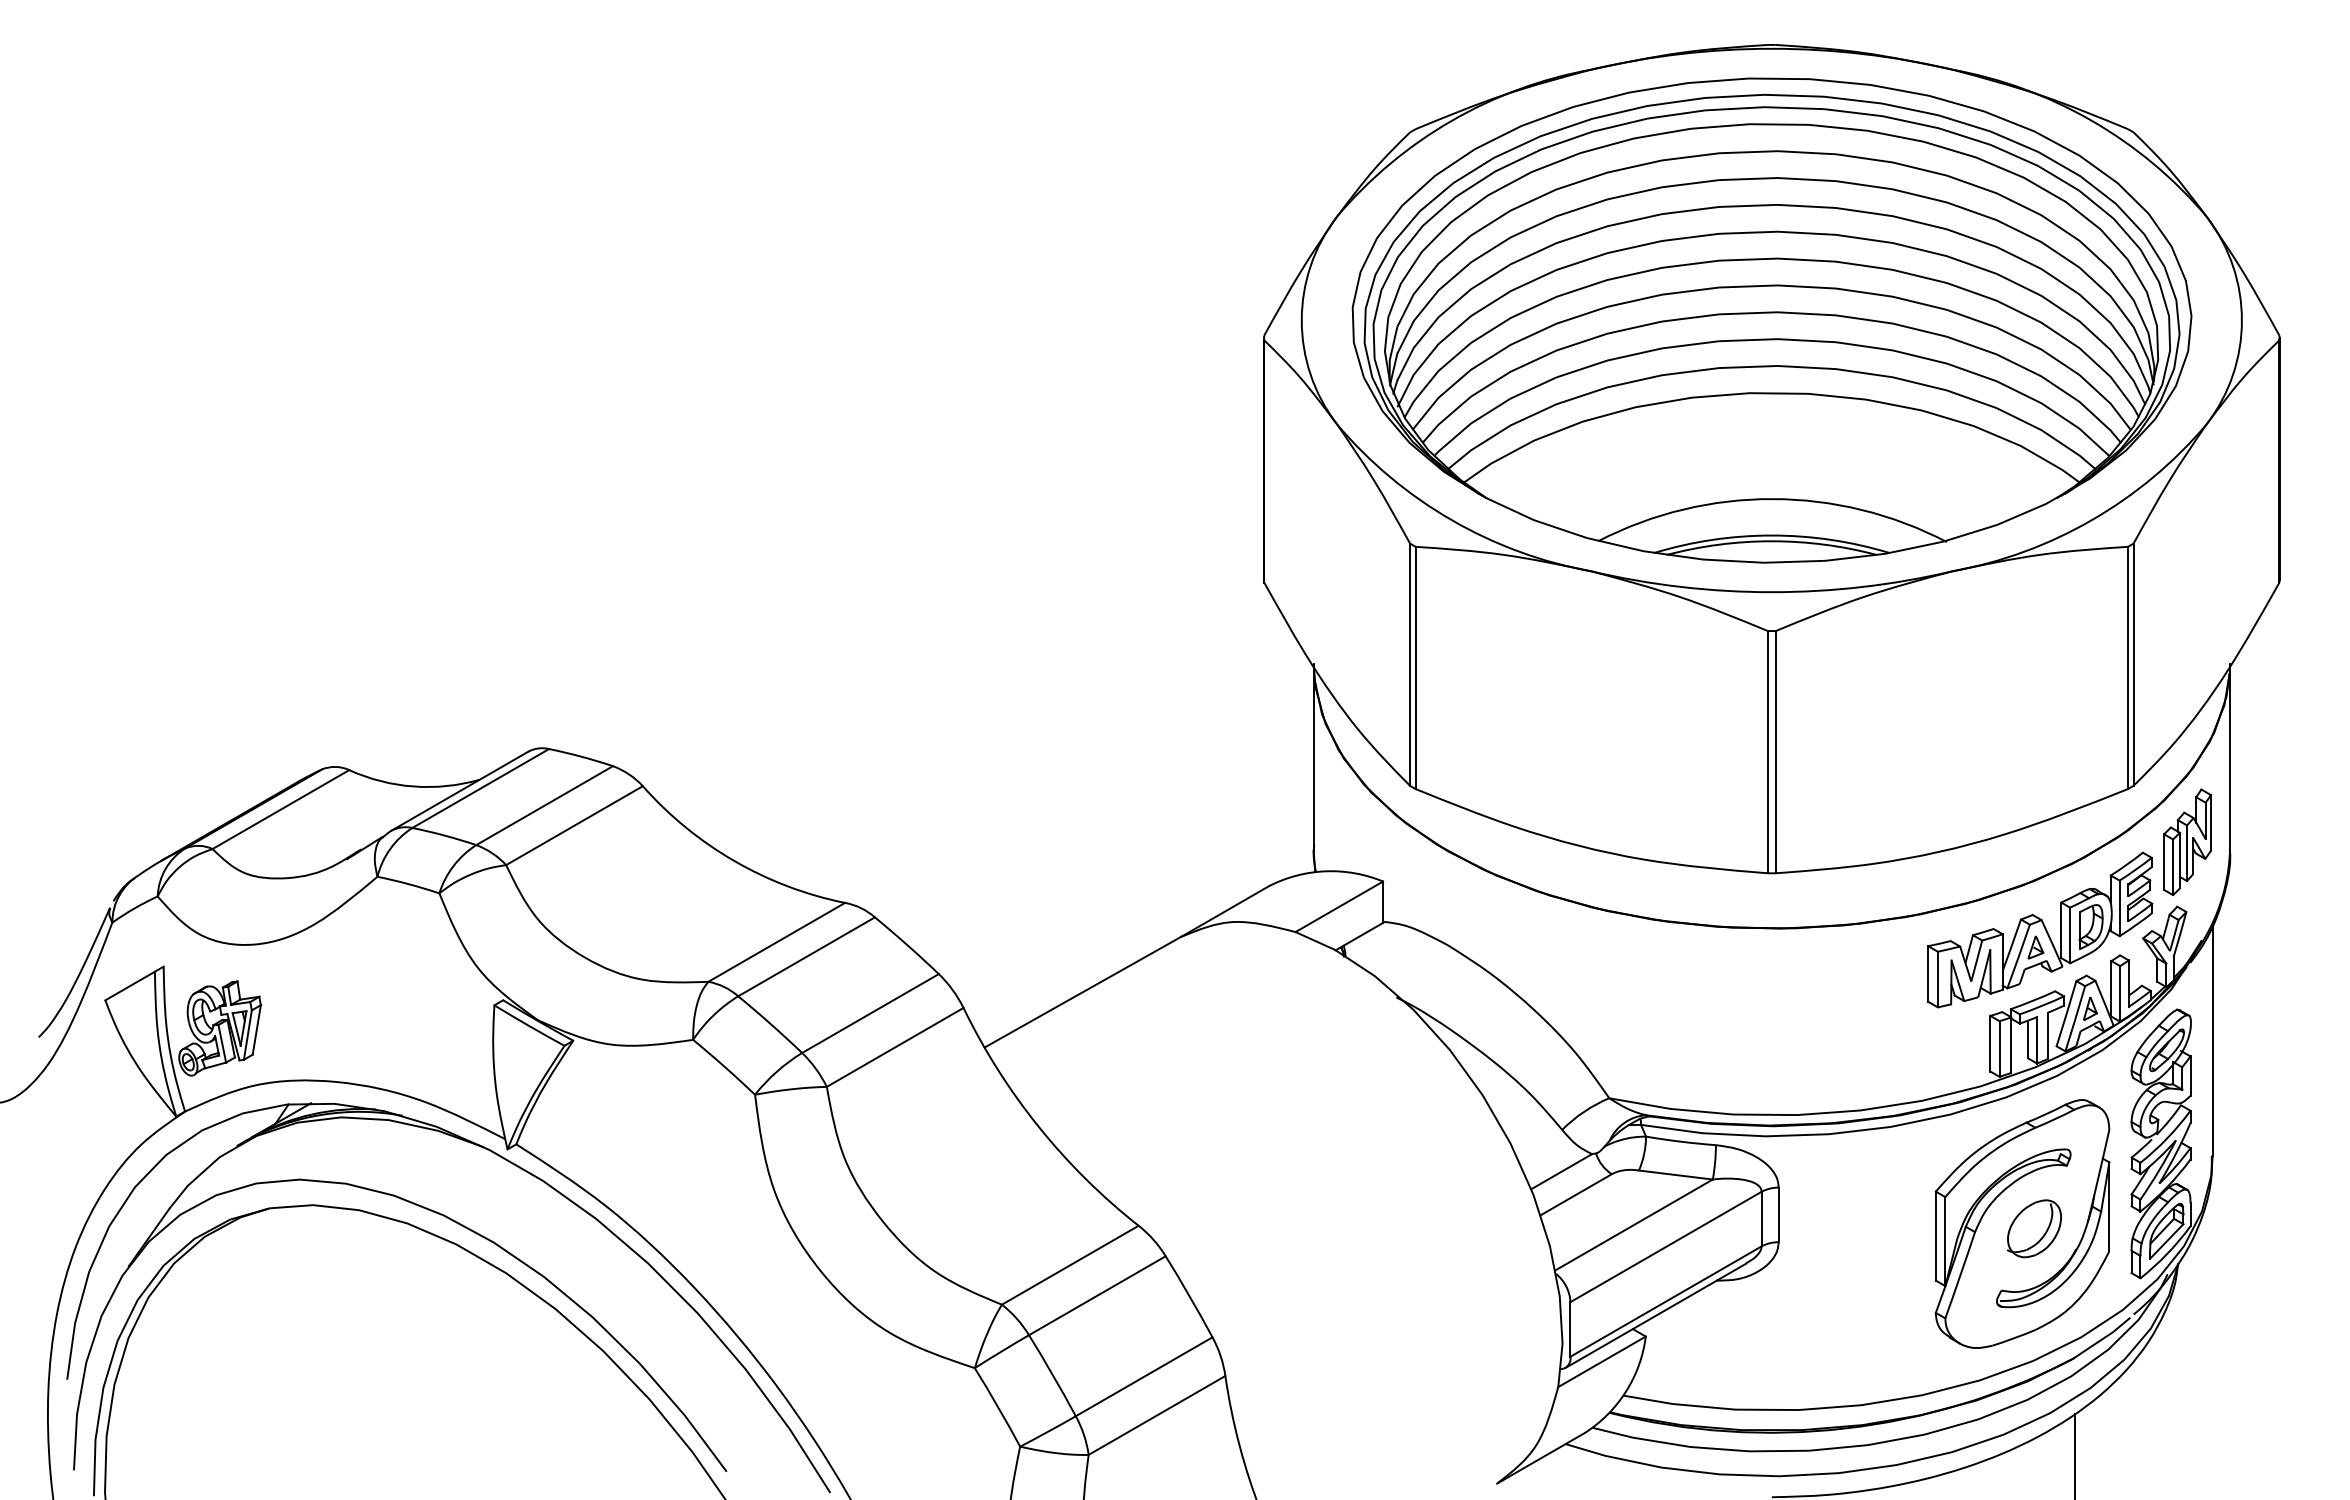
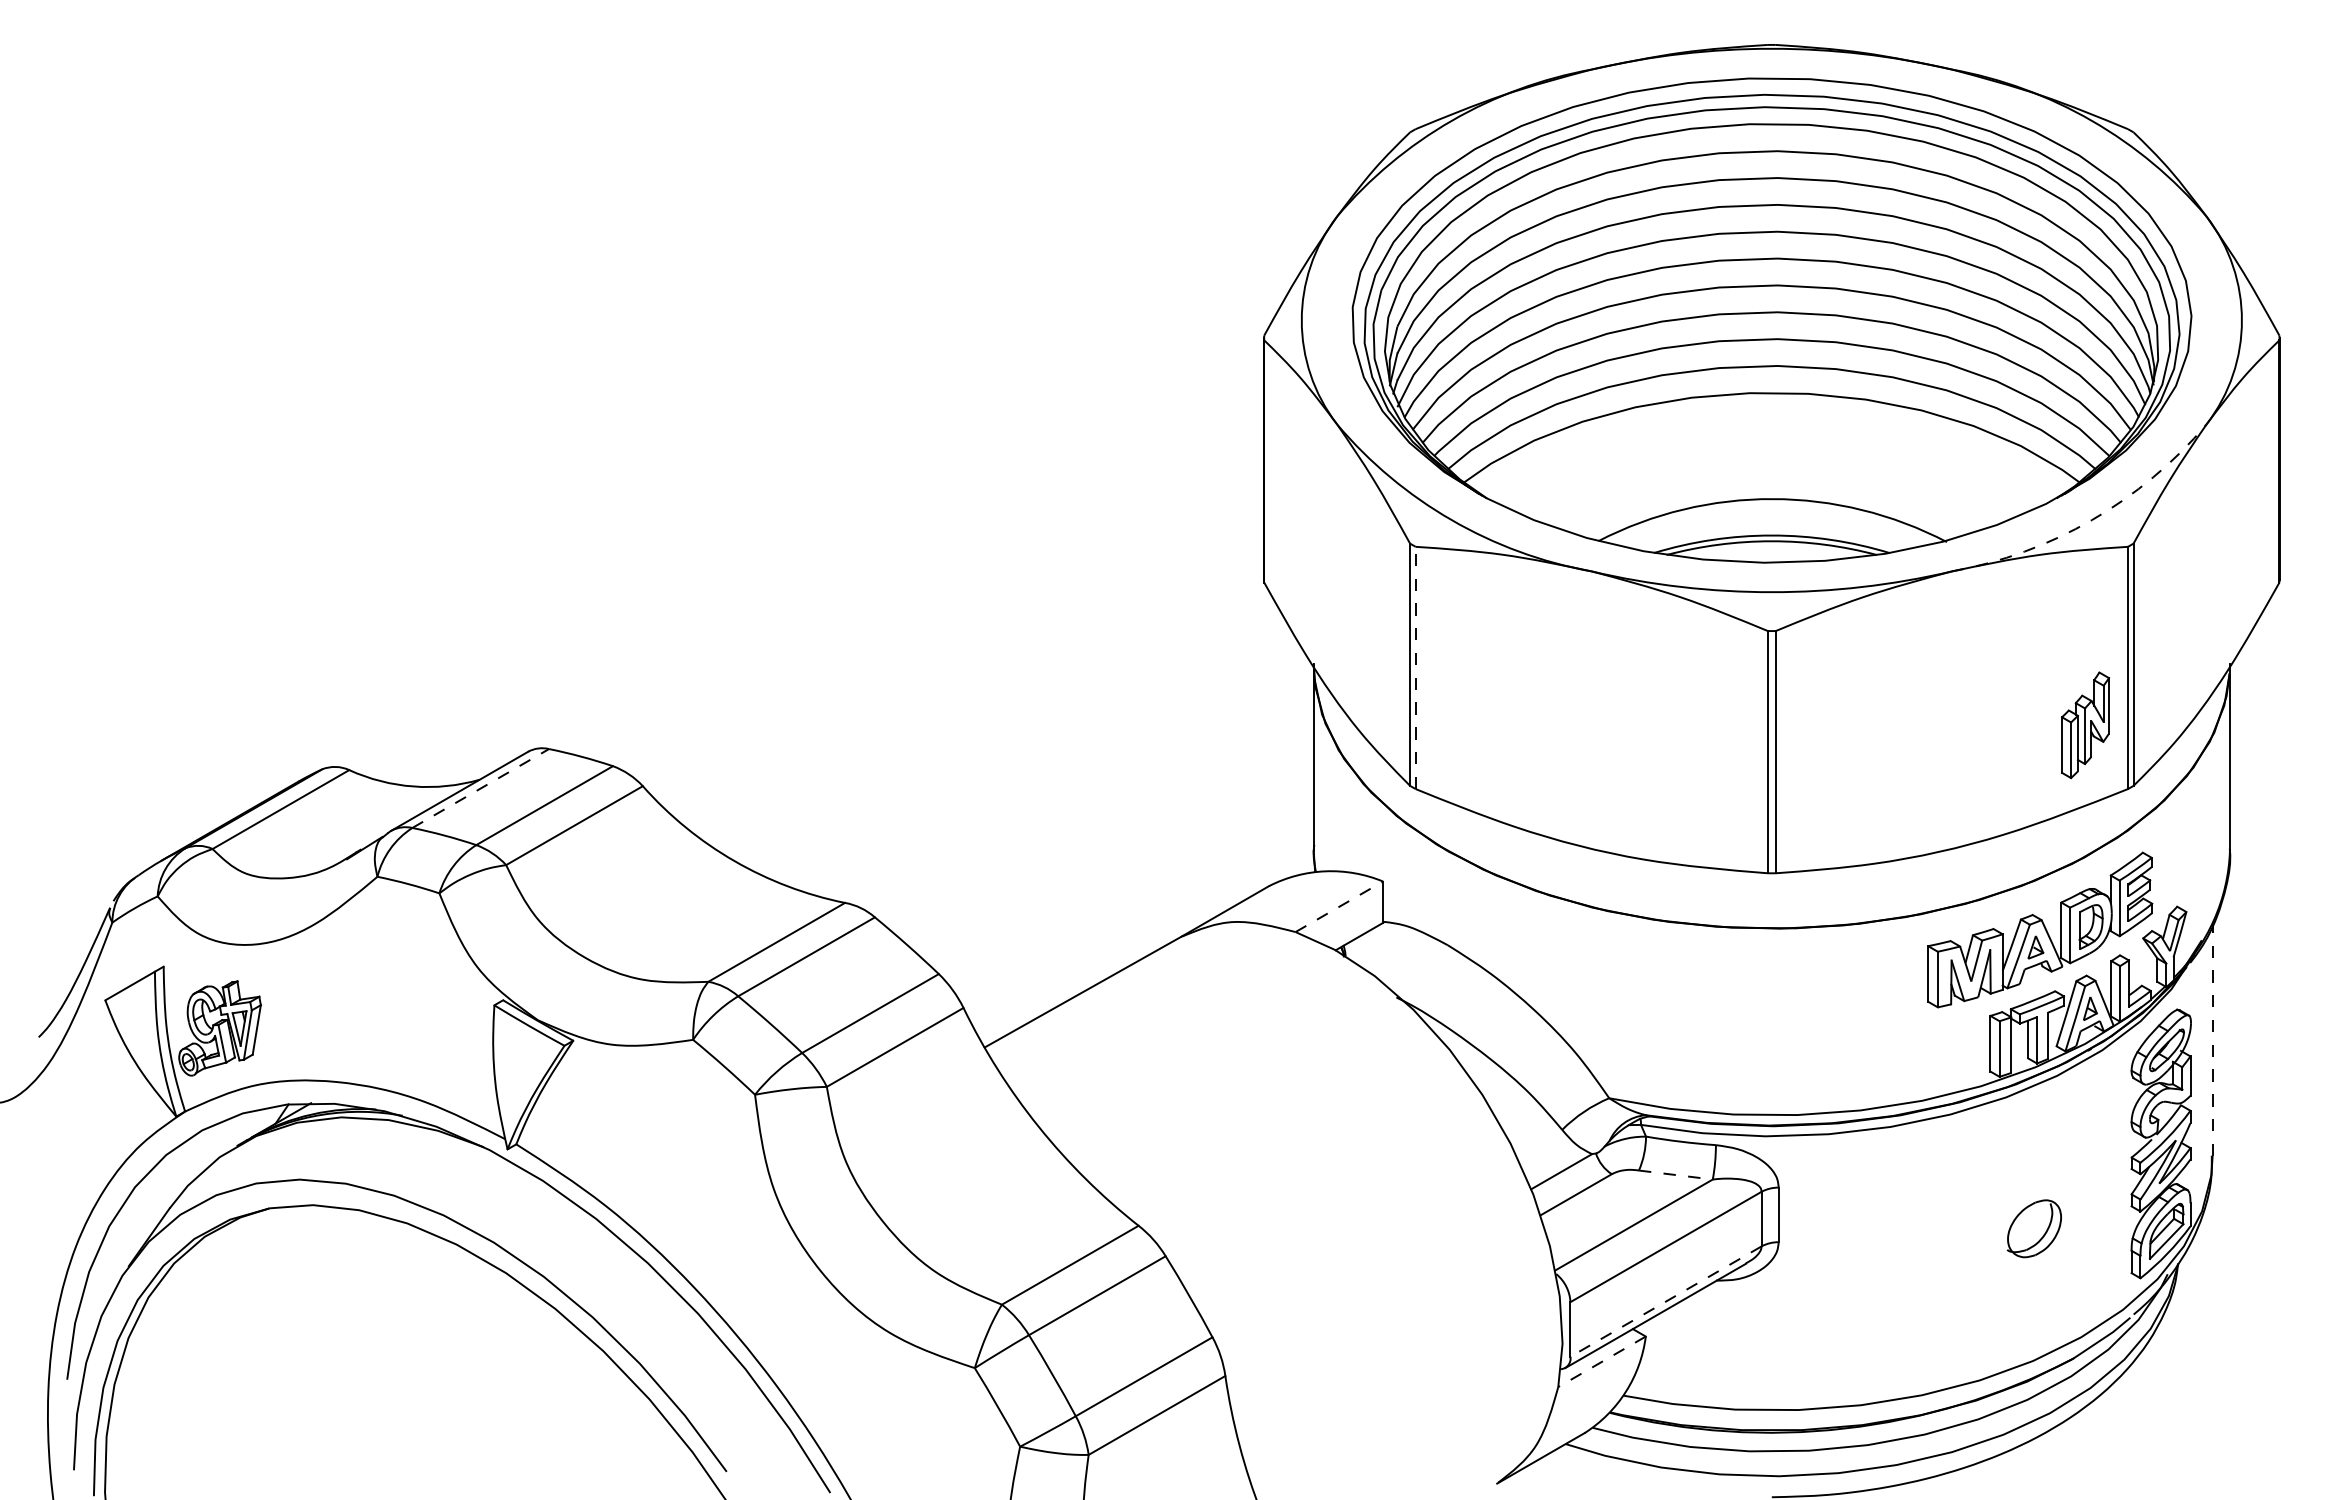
arc: solid -> dashed (2092, 520)
line: solid -> dashed (1415, 667)
line: solid -> dashed (480, 788)
part position: (2187, 842) -> (2085, 725) (2085, 725)
line: solid -> dashed (1339, 906)
line: solid -> dashed (2212, 1040)
line: solid -> dashed (1676, 1175)
part: present -> none (2022, 1223)
line: solid -> dashed (1665, 1301)
line: solid -> dashed (1602, 1361)
line: present -> none (2075, 1454)
